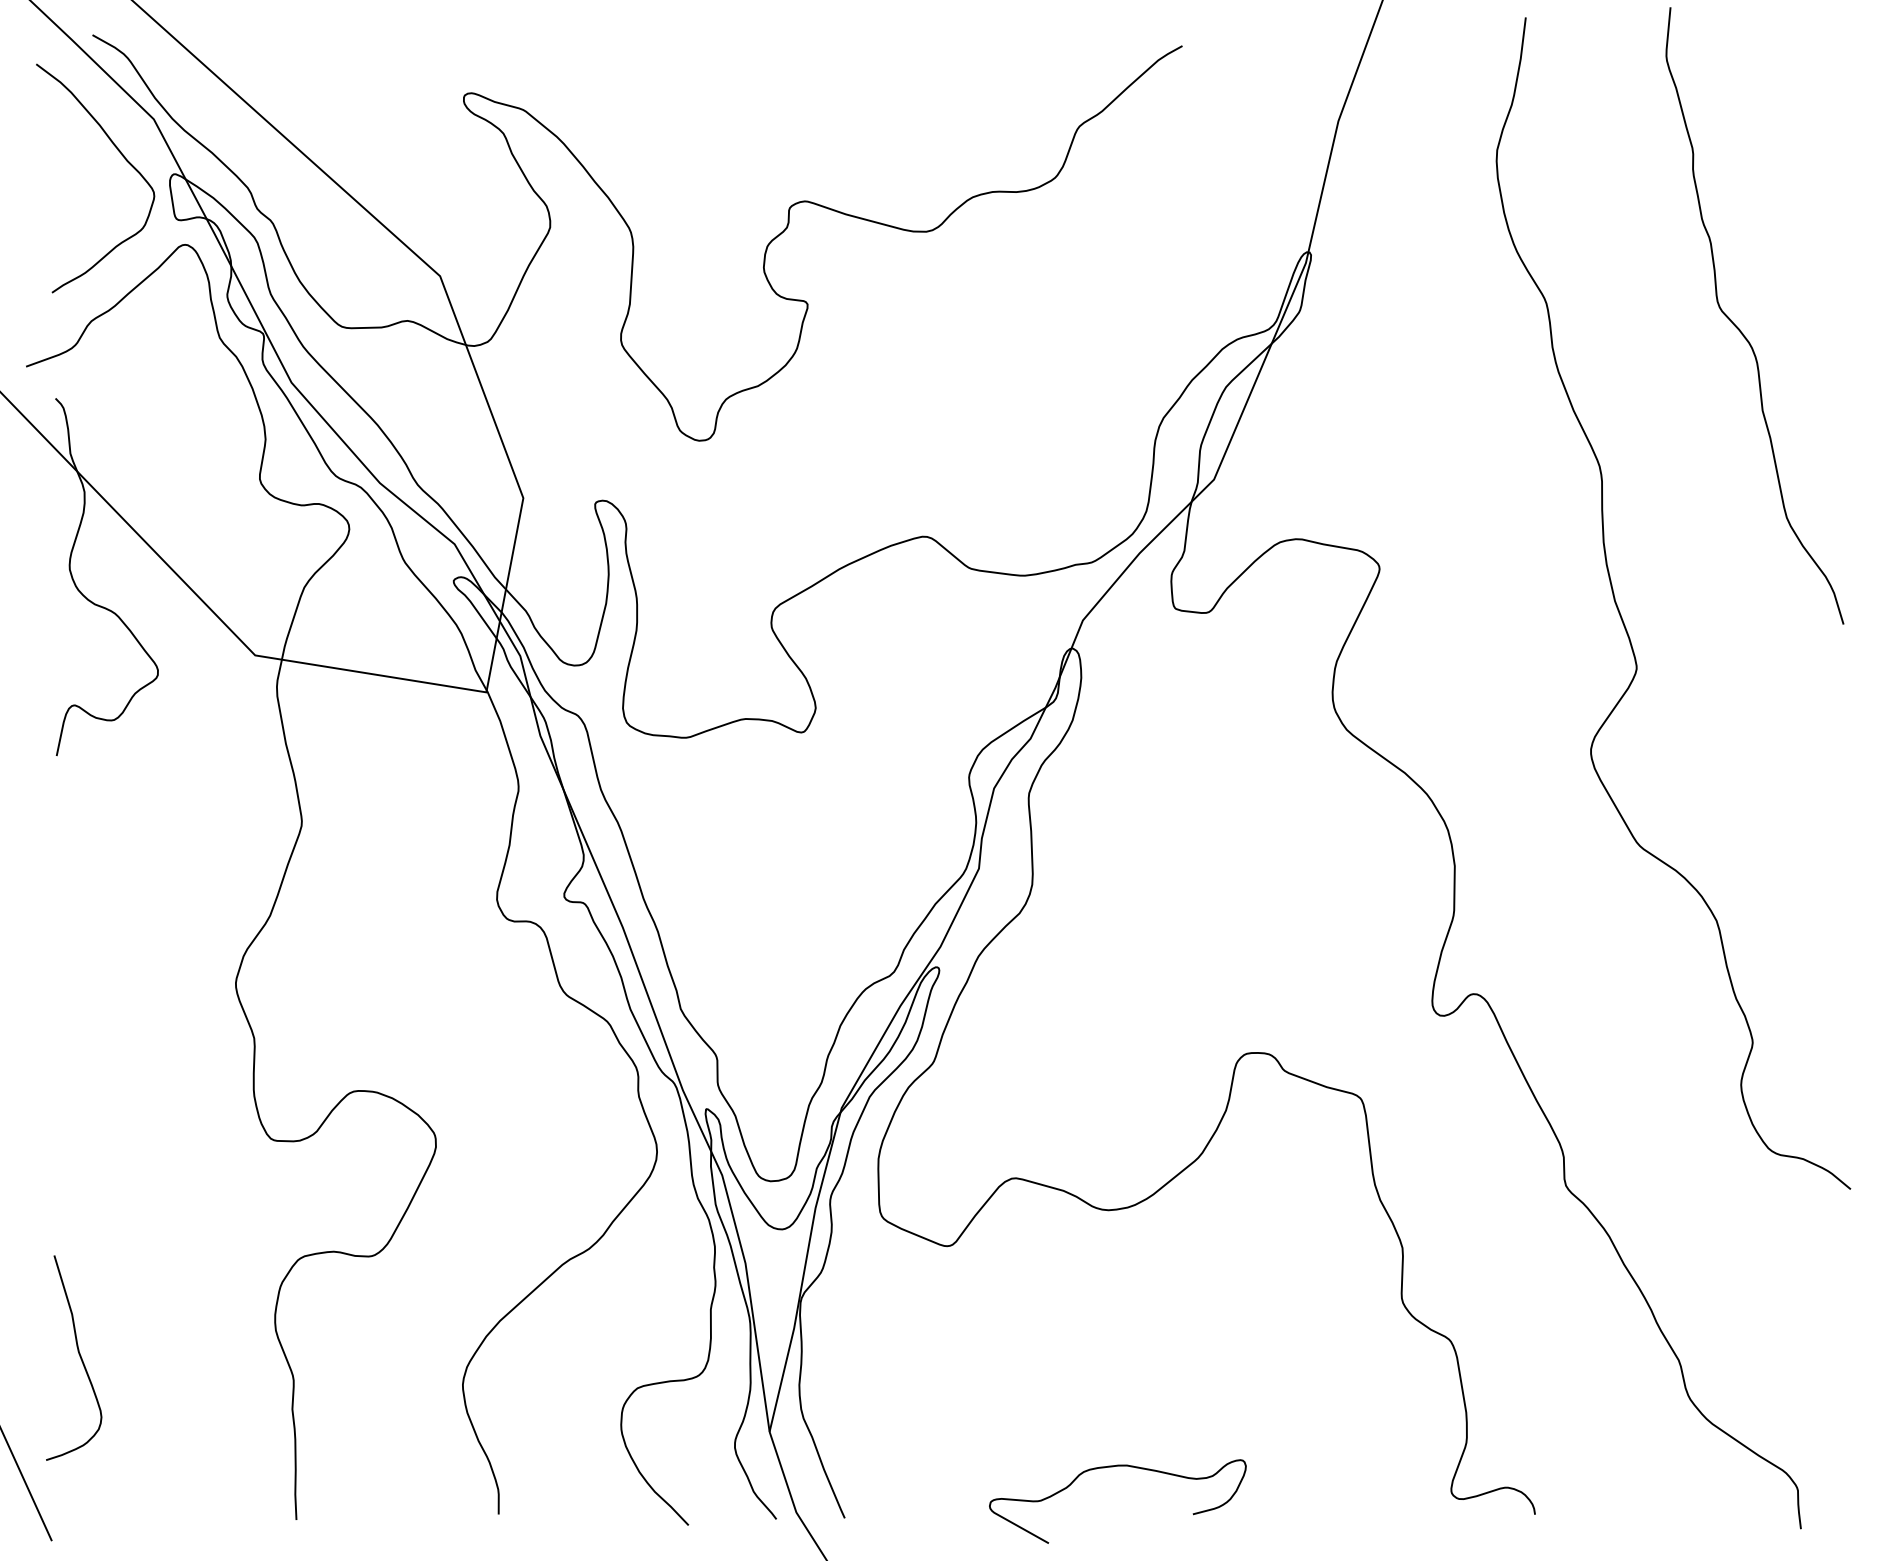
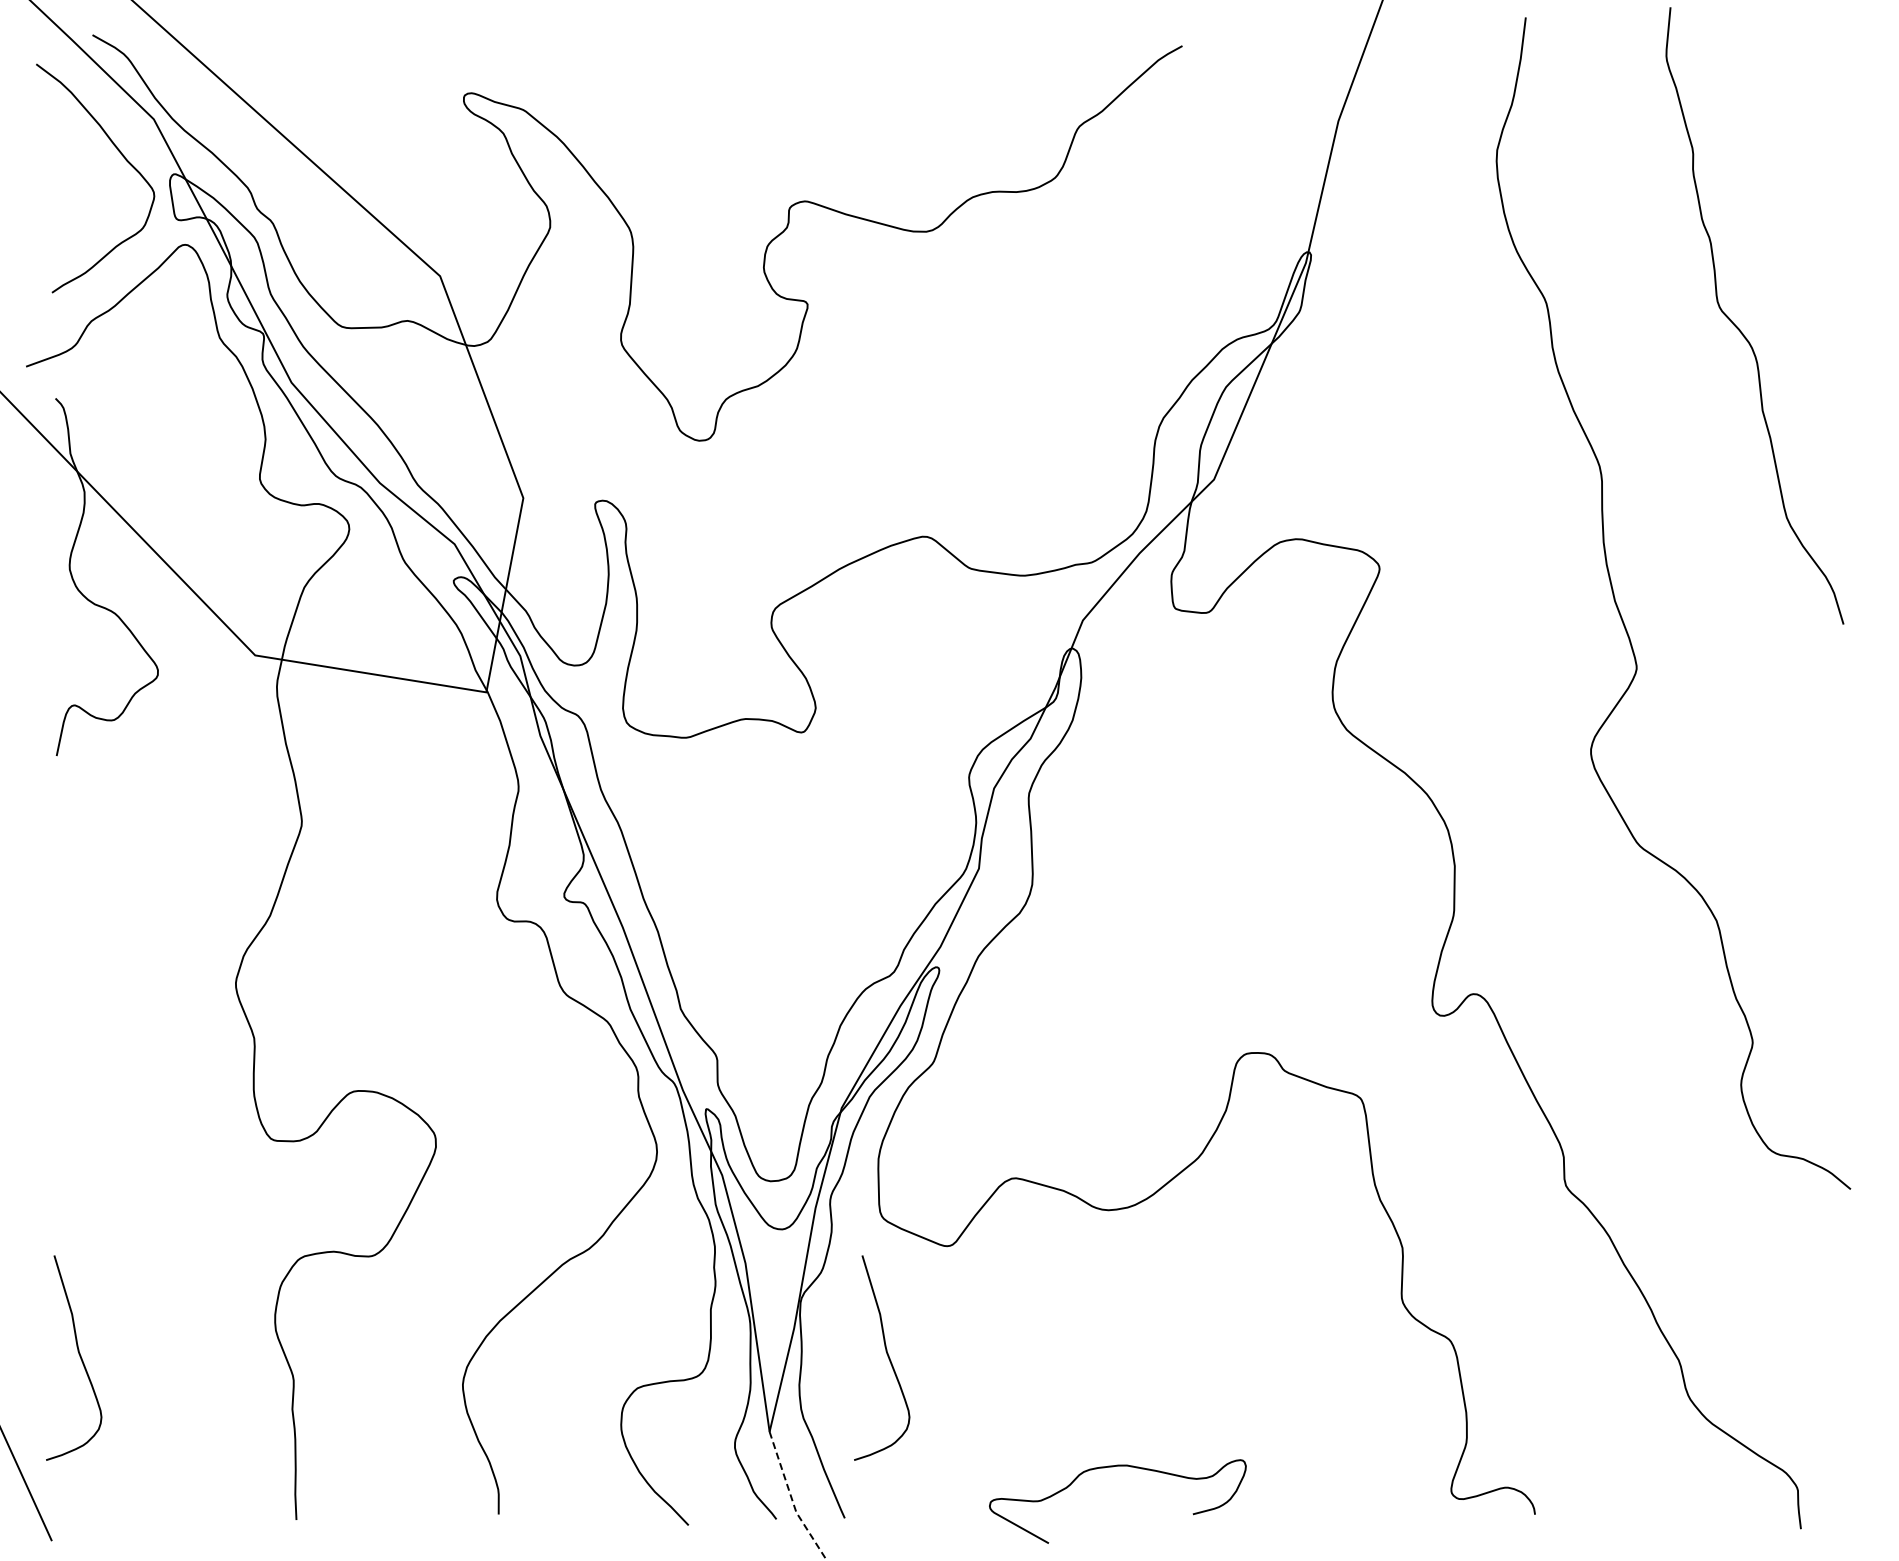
curve: none -> present (886, 1354)
line: solid -> dashed (792, 1500)
